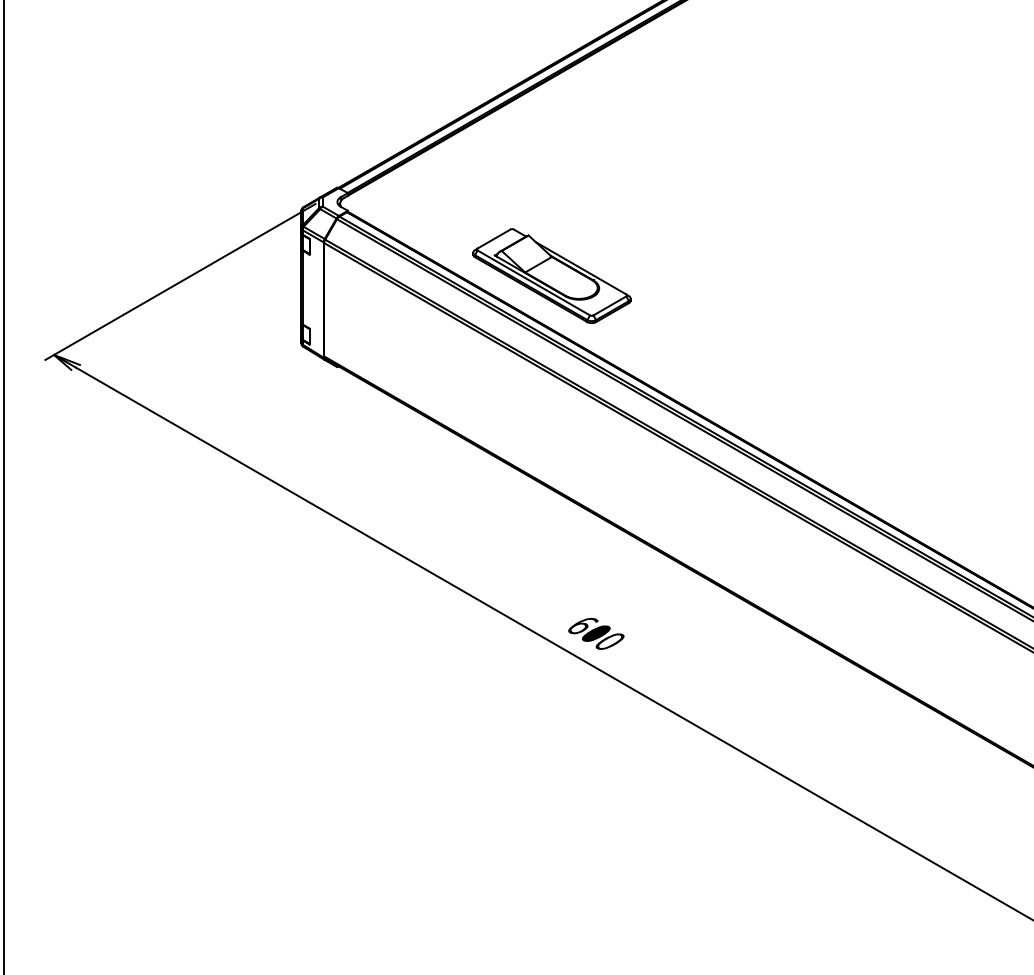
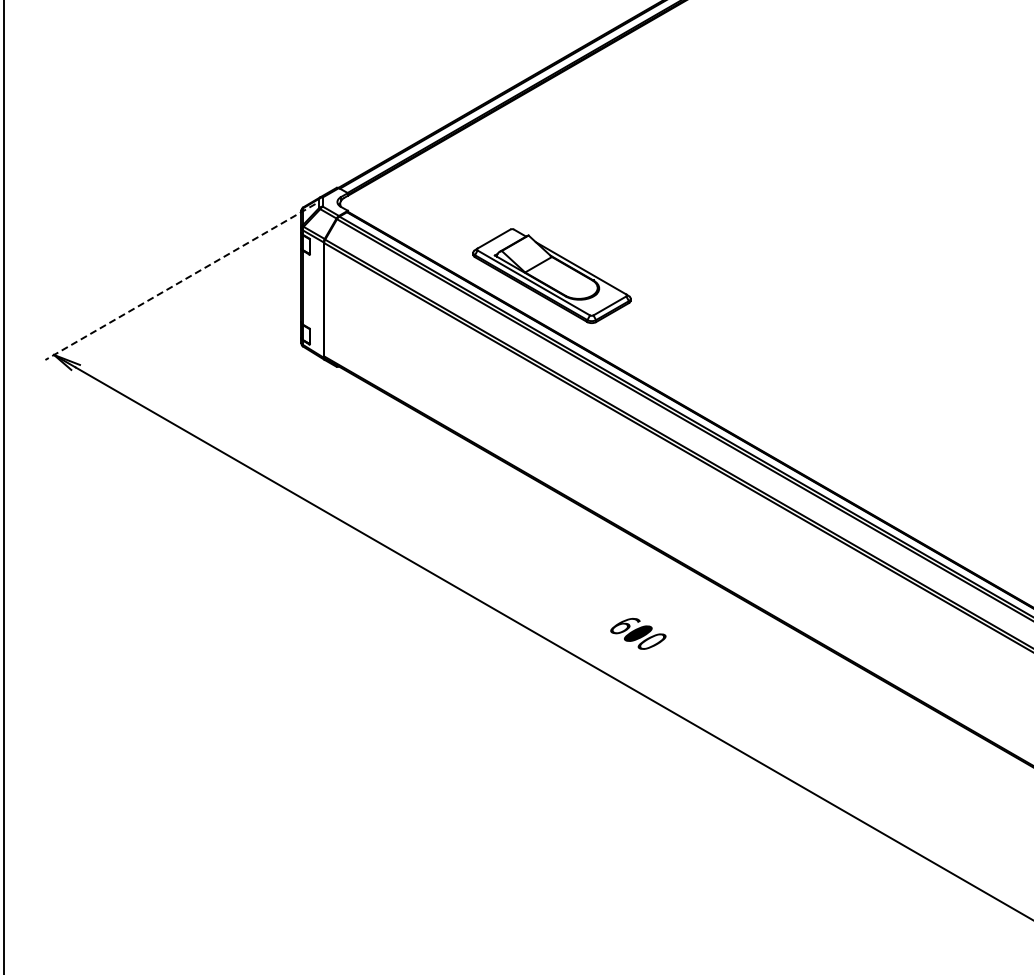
line: solid -> dashed (180, 282)
text position: (596, 633) -> (638, 633) (638, 633)
